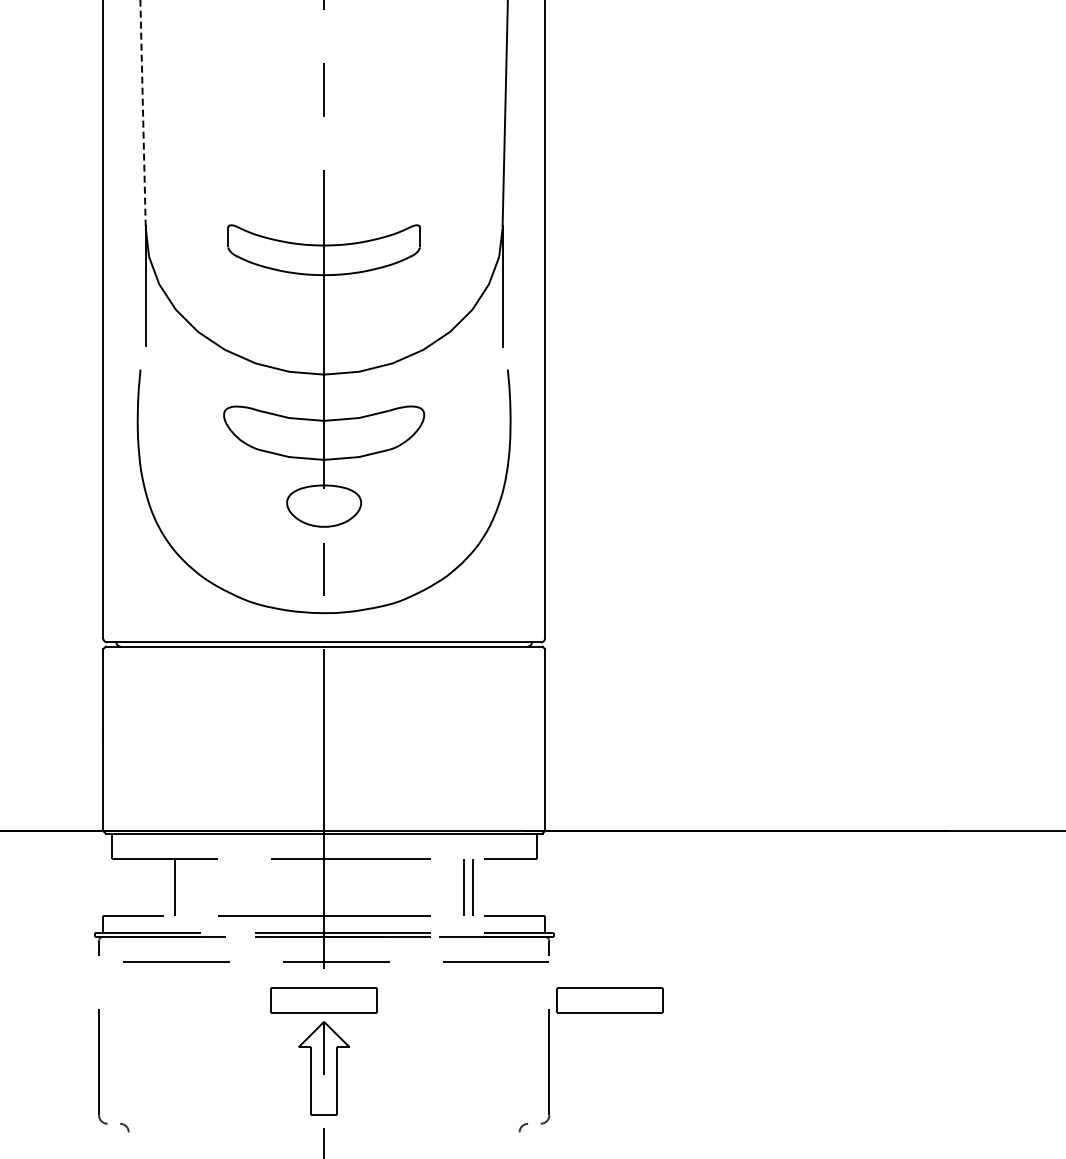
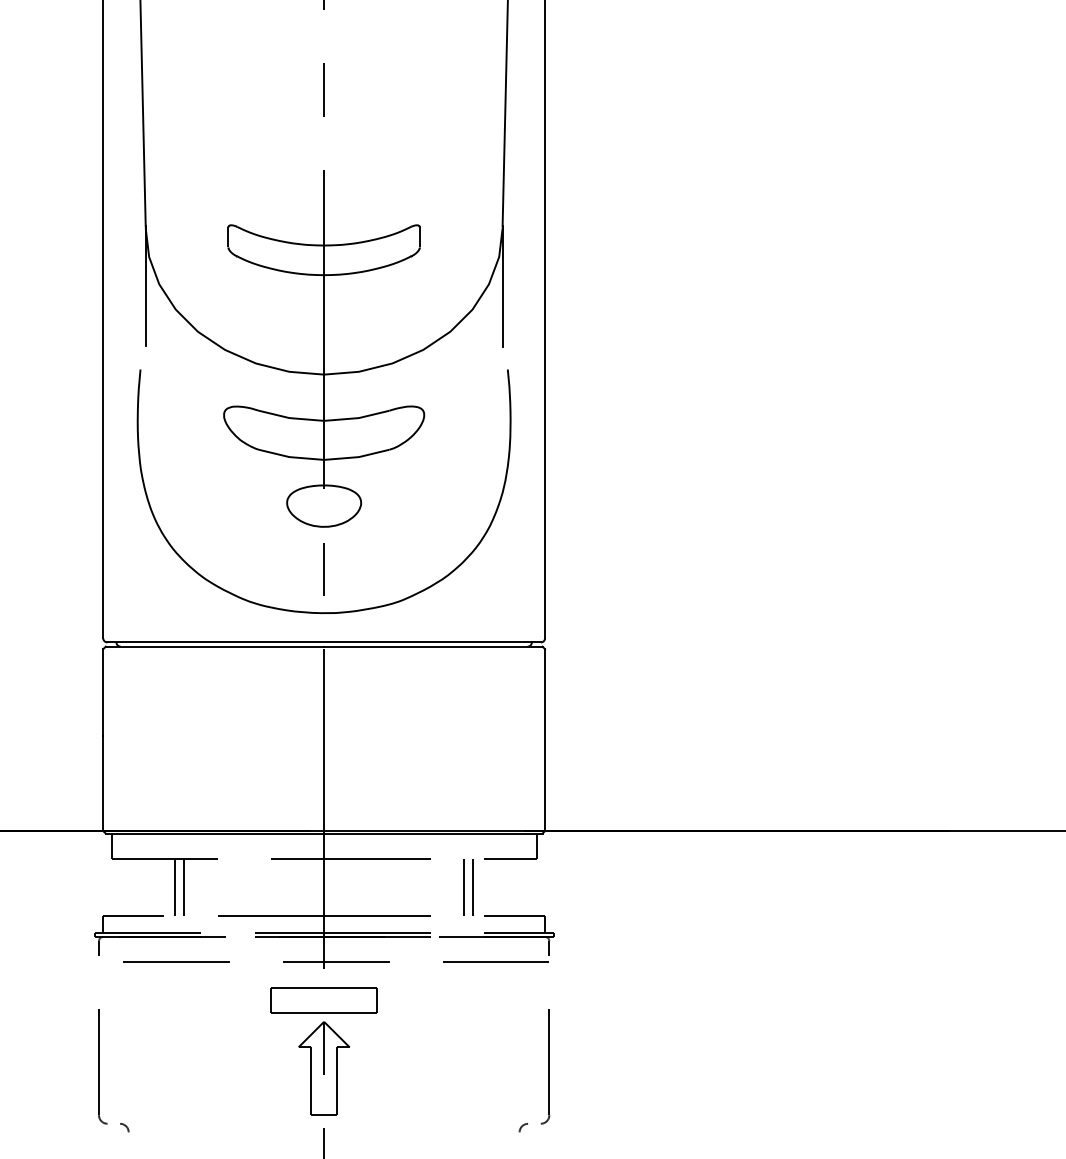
line: dashed -> solid (143, 113)
line: none -> present (184, 887)
part: present -> none (609, 1000)
